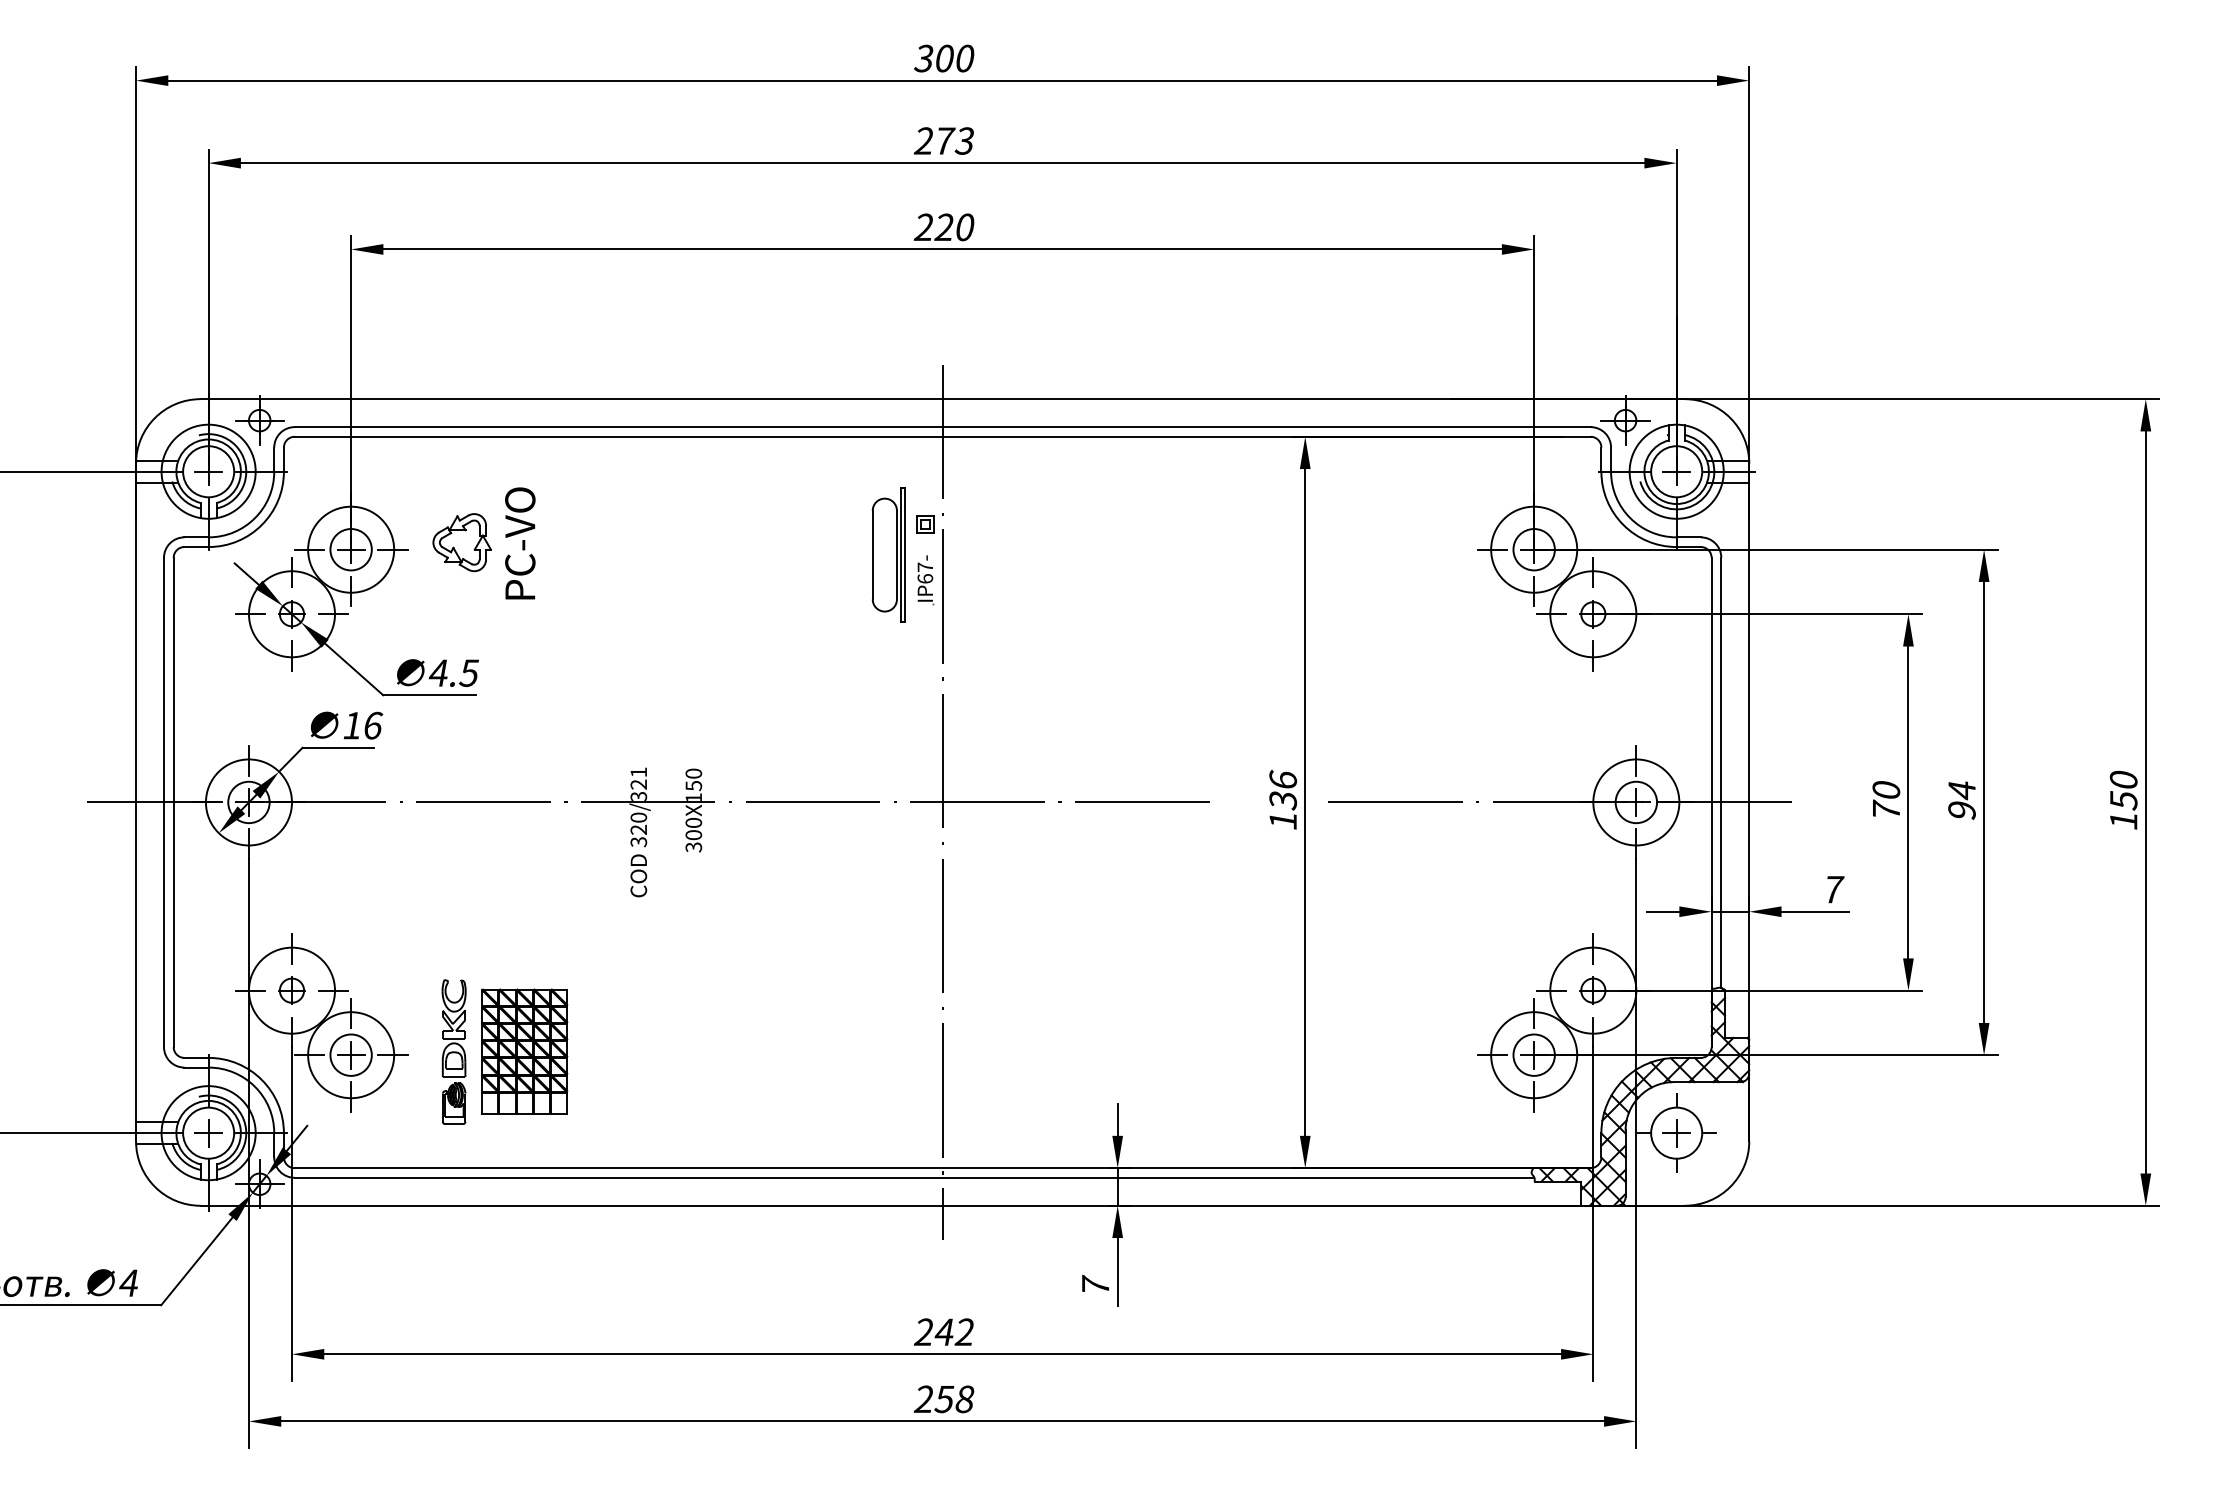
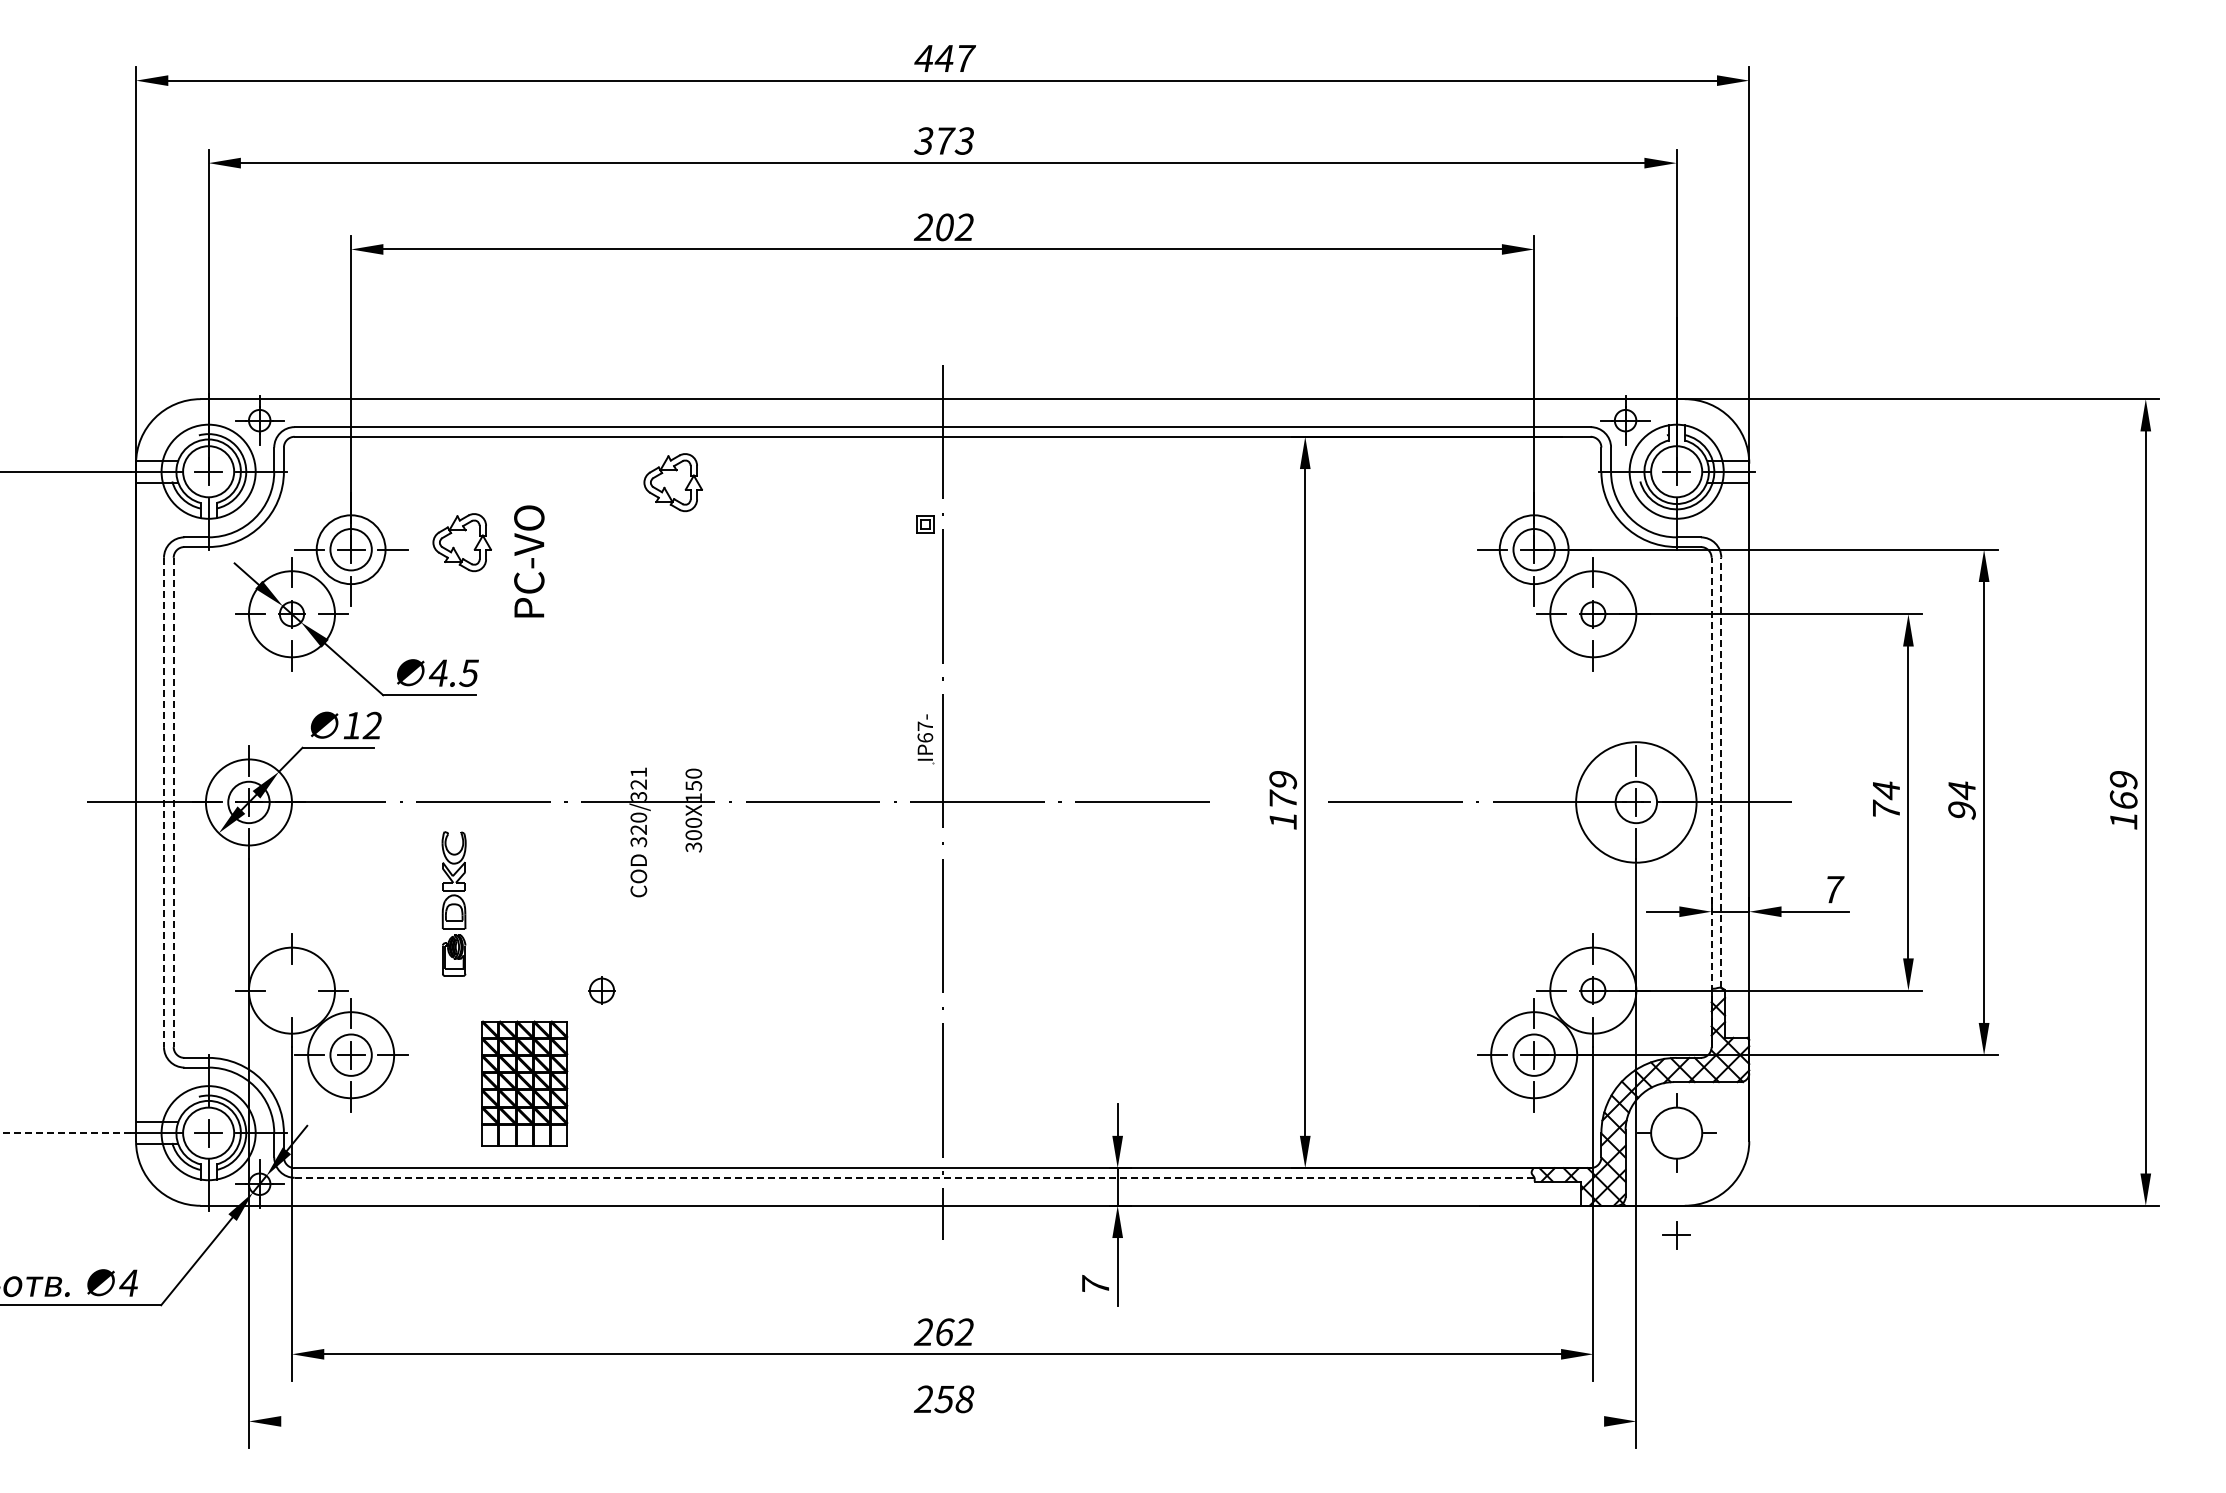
text: 300 -> 447 (945, 58)
text: 273 -> 373 (923, 140)
text: 220 -> 202 (954, 227)
part: none -> present (672, 482)
text position: (520, 543) -> (529, 561) (529, 561)
circle diameter: 86 px -> 69 px (350, 549)
circle diameter: 86 px -> 69 px (1533, 549)
part: present -> none (888, 554)
part position: (925, 580) -> (925, 739) (925, 739)
text: 16 -> 12 (372, 725)
line: solid -> dashed (1721, 772)
text: 136 -> 179 (1283, 790)
text: 70 -> 74 (1886, 790)
text: 150 -> 169 (2123, 790)
line: solid -> dashed (164, 802)
line: solid -> dashed (173, 802)
circle diameter: 86 px -> 120 px (1636, 802)
line: solid -> dashed (1711, 802)
part position: (291, 990) -> (601, 990) (601, 990)
part position: (453, 1051) -> (453, 903) (453, 903)
part position: (524, 1051) -> (524, 1083) (524, 1083)
line: solid -> dashed (64, 1133)
part position: (1676, 1133) -> (1676, 1235) (1676, 1235)
line: solid -> dashed (914, 1177)
text: 242 -> 262 (944, 1332)
line: present -> none (942, 1421)
